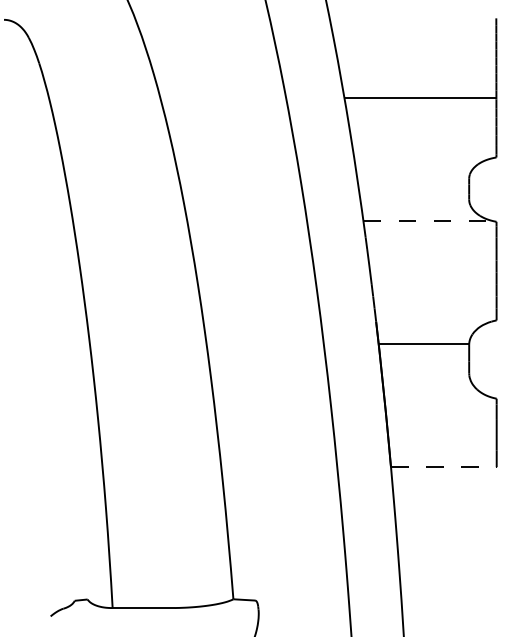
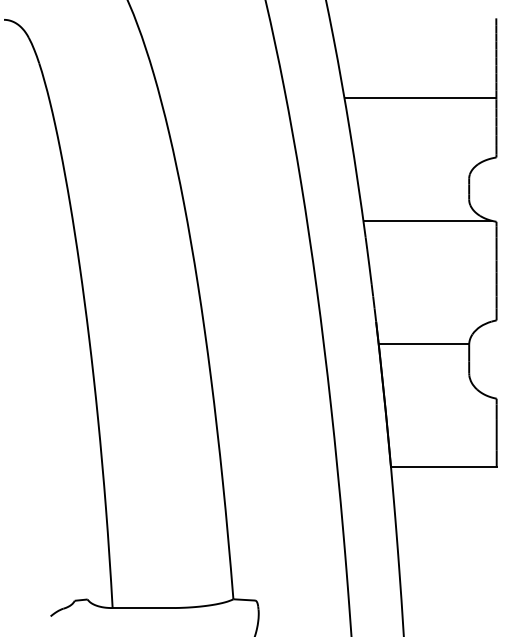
line: dashed -> solid (428, 221)
line: dashed -> solid (443, 467)
